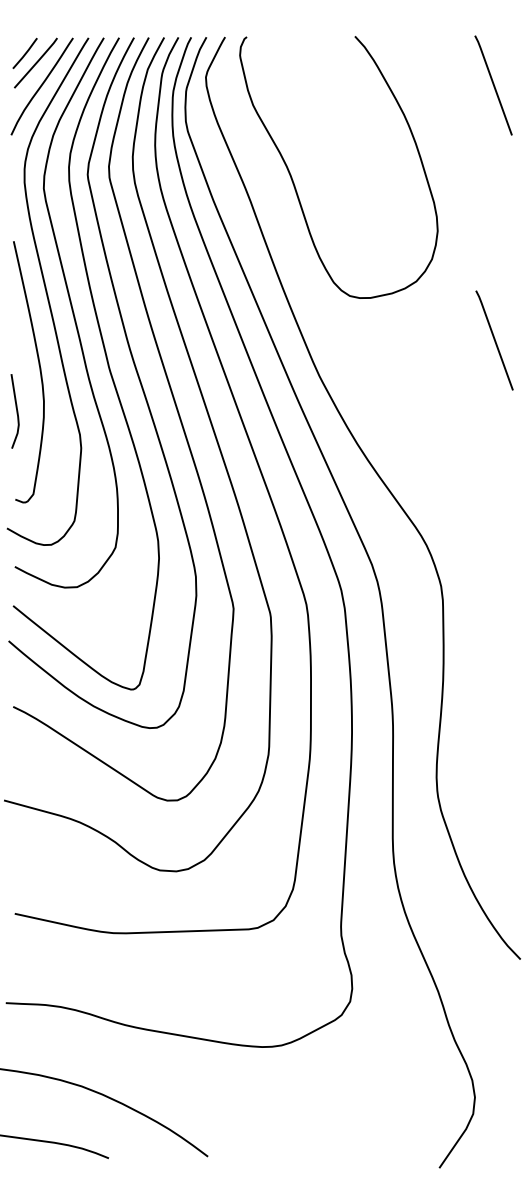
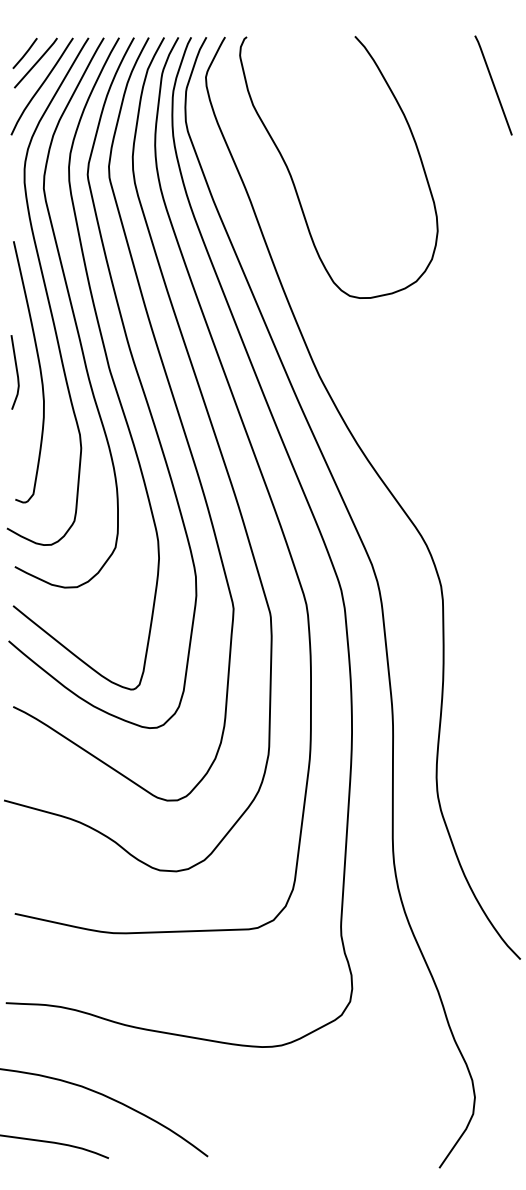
line: present -> none (494, 340)
line position: (16, 411) -> (16, 372) (16, 372)
